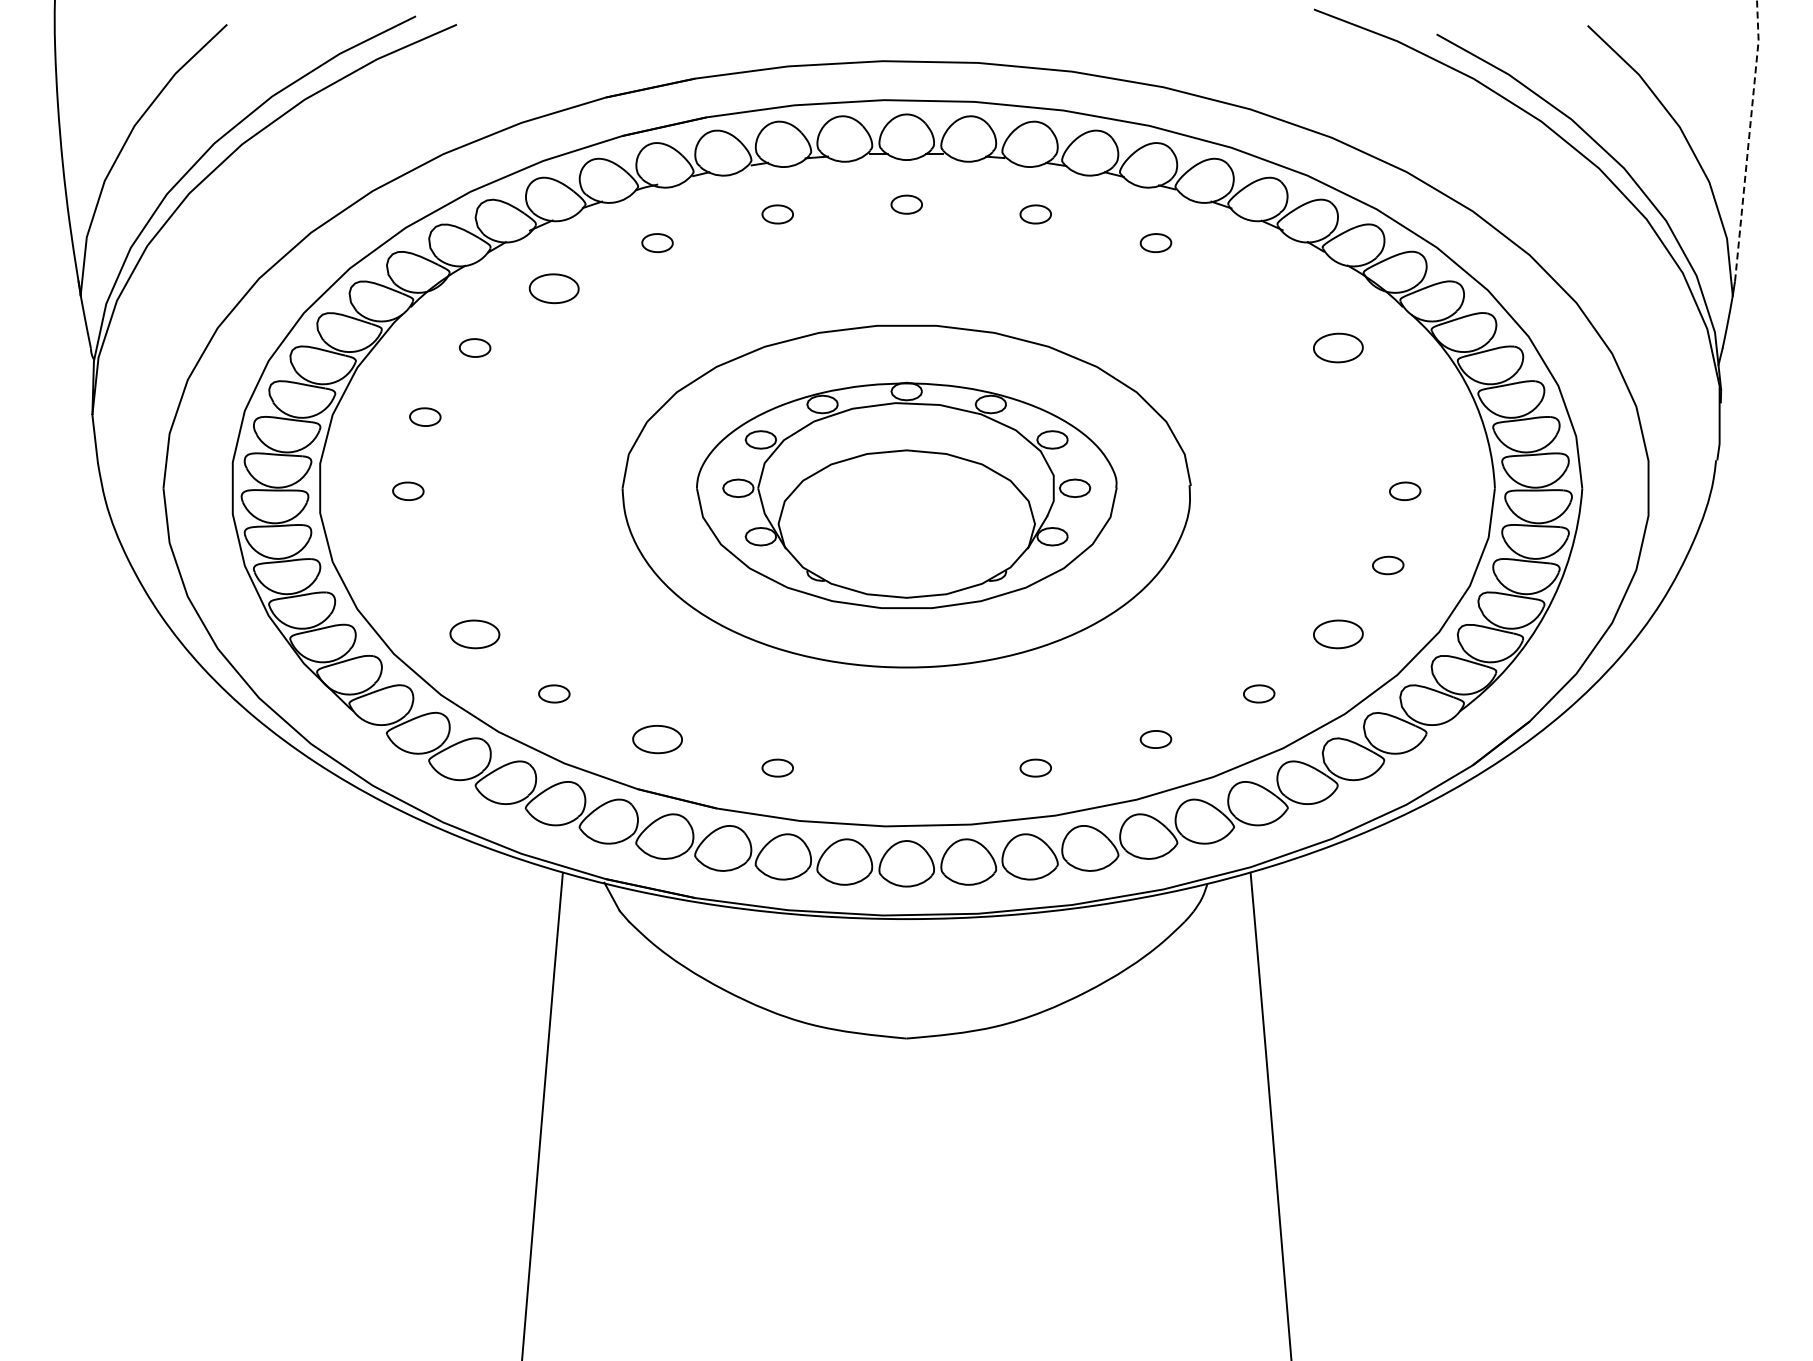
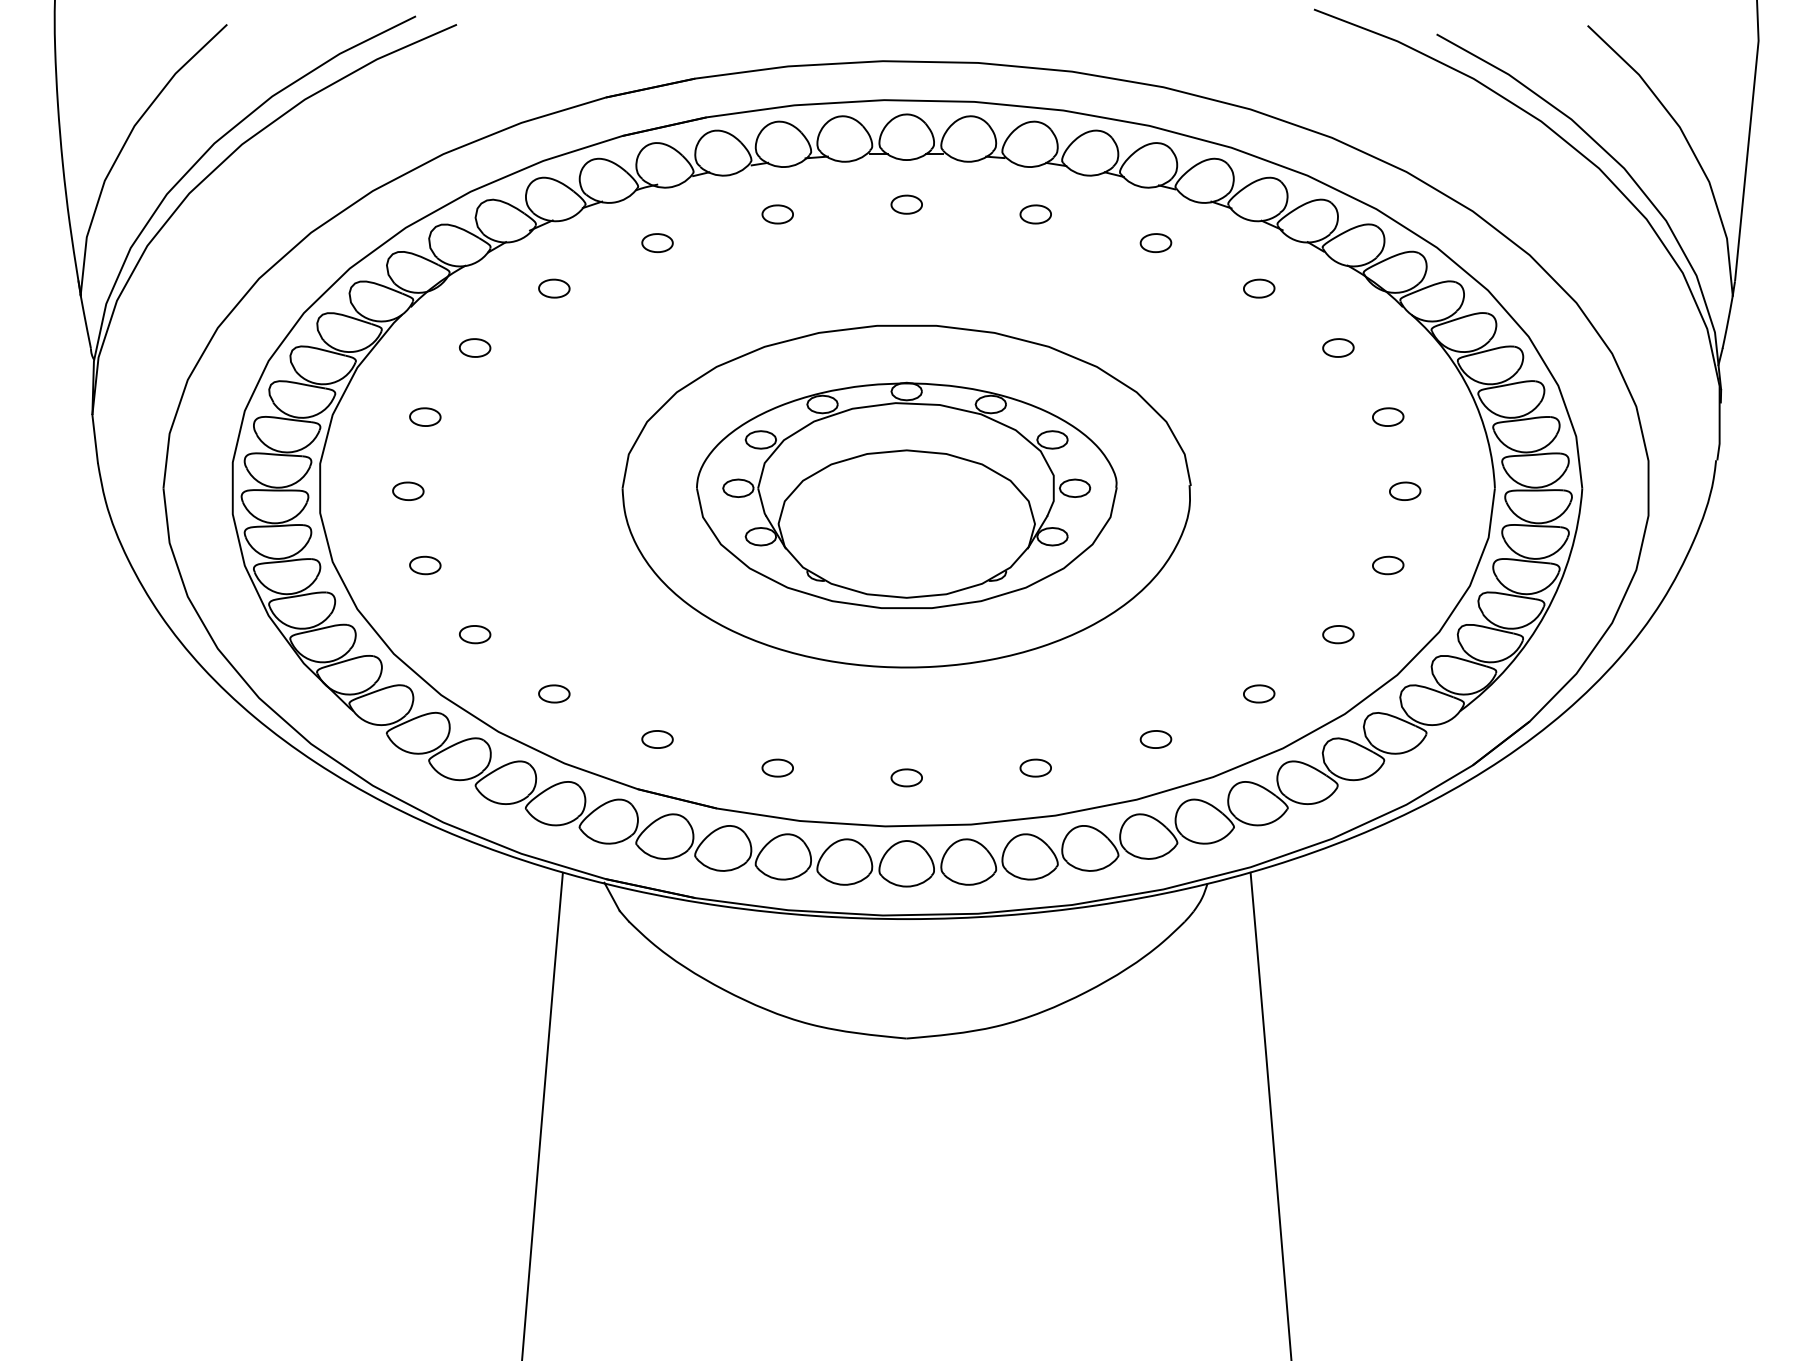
line: dashed -> solid (1748, 140)
part size: 52x32 px -> 33x21 px (554, 288)
part: none -> present (1259, 288)
part size: 51x32 px -> 33x20 px (1338, 347)
part: none -> present (1388, 416)
part: none -> present (425, 565)
part size: 52x31 px -> 33x20 px (475, 634)
part size: 51x31 px -> 33x20 px (1338, 634)
part size: 51x30 px -> 33x19 px (657, 739)
part: none -> present (906, 777)
